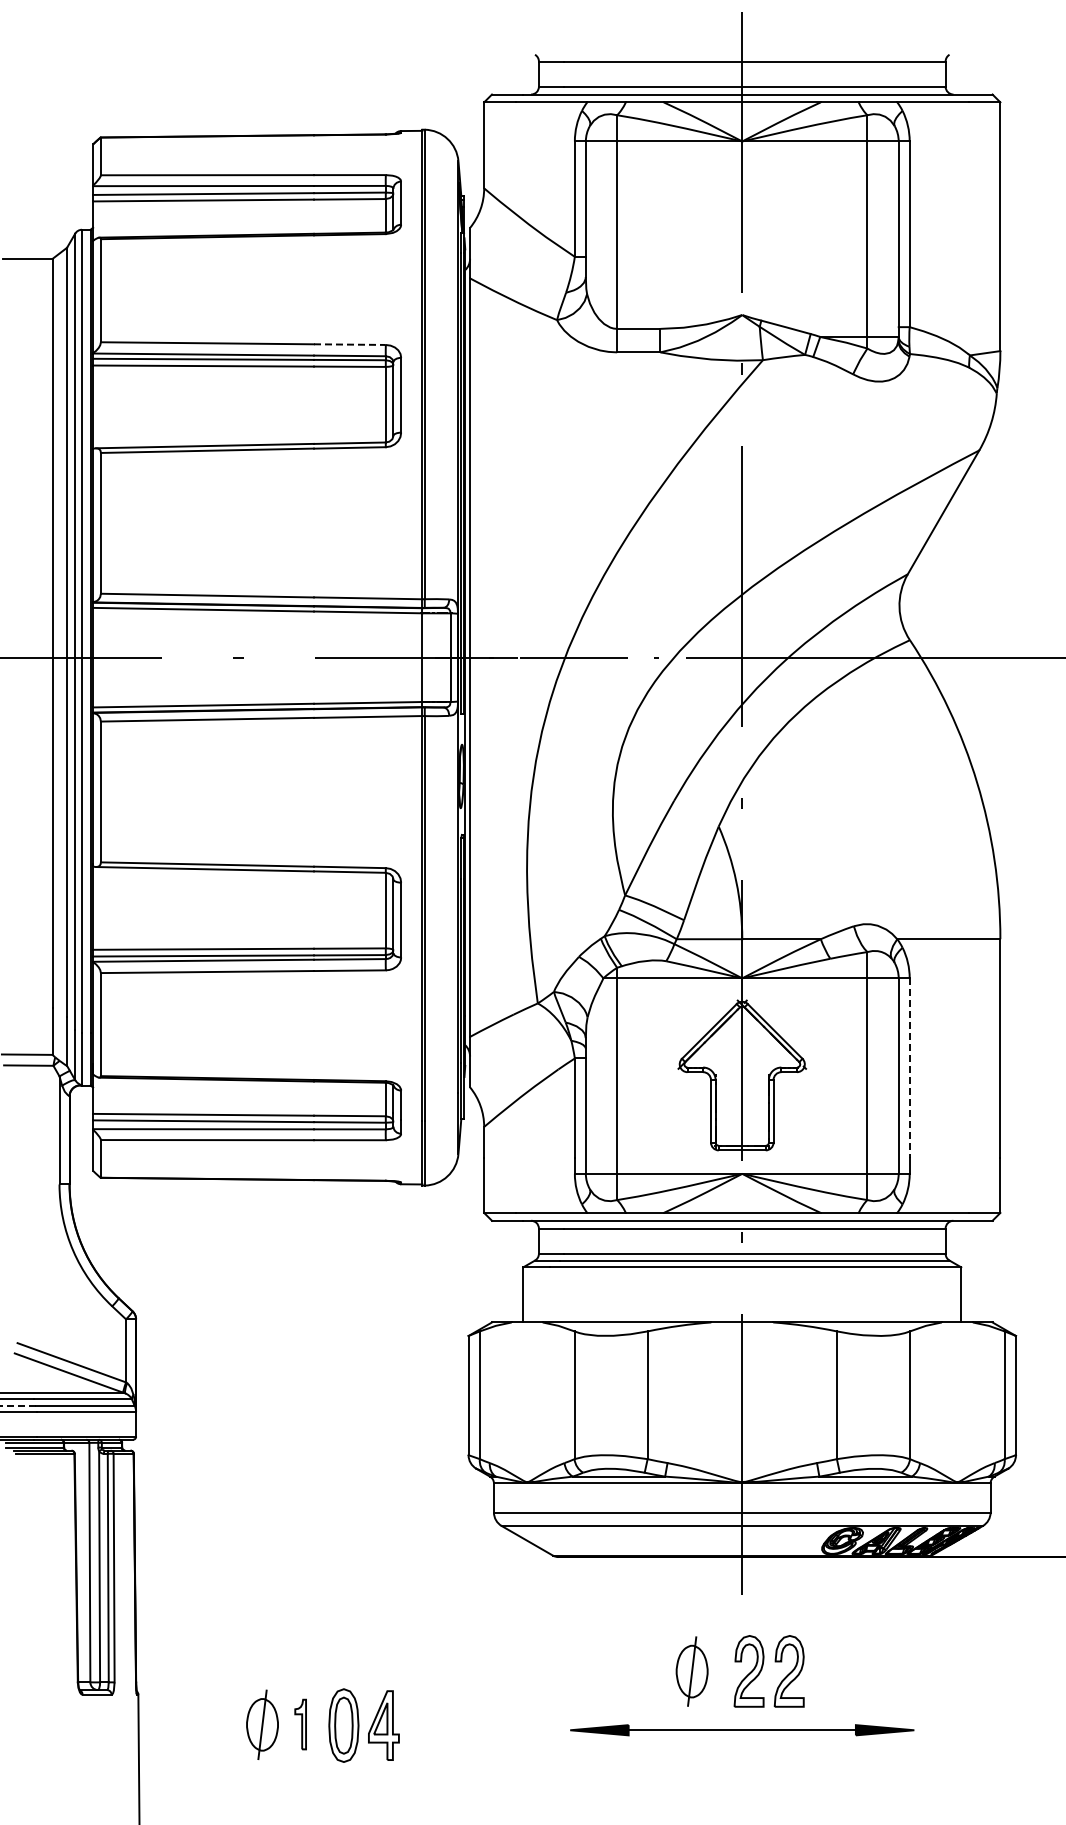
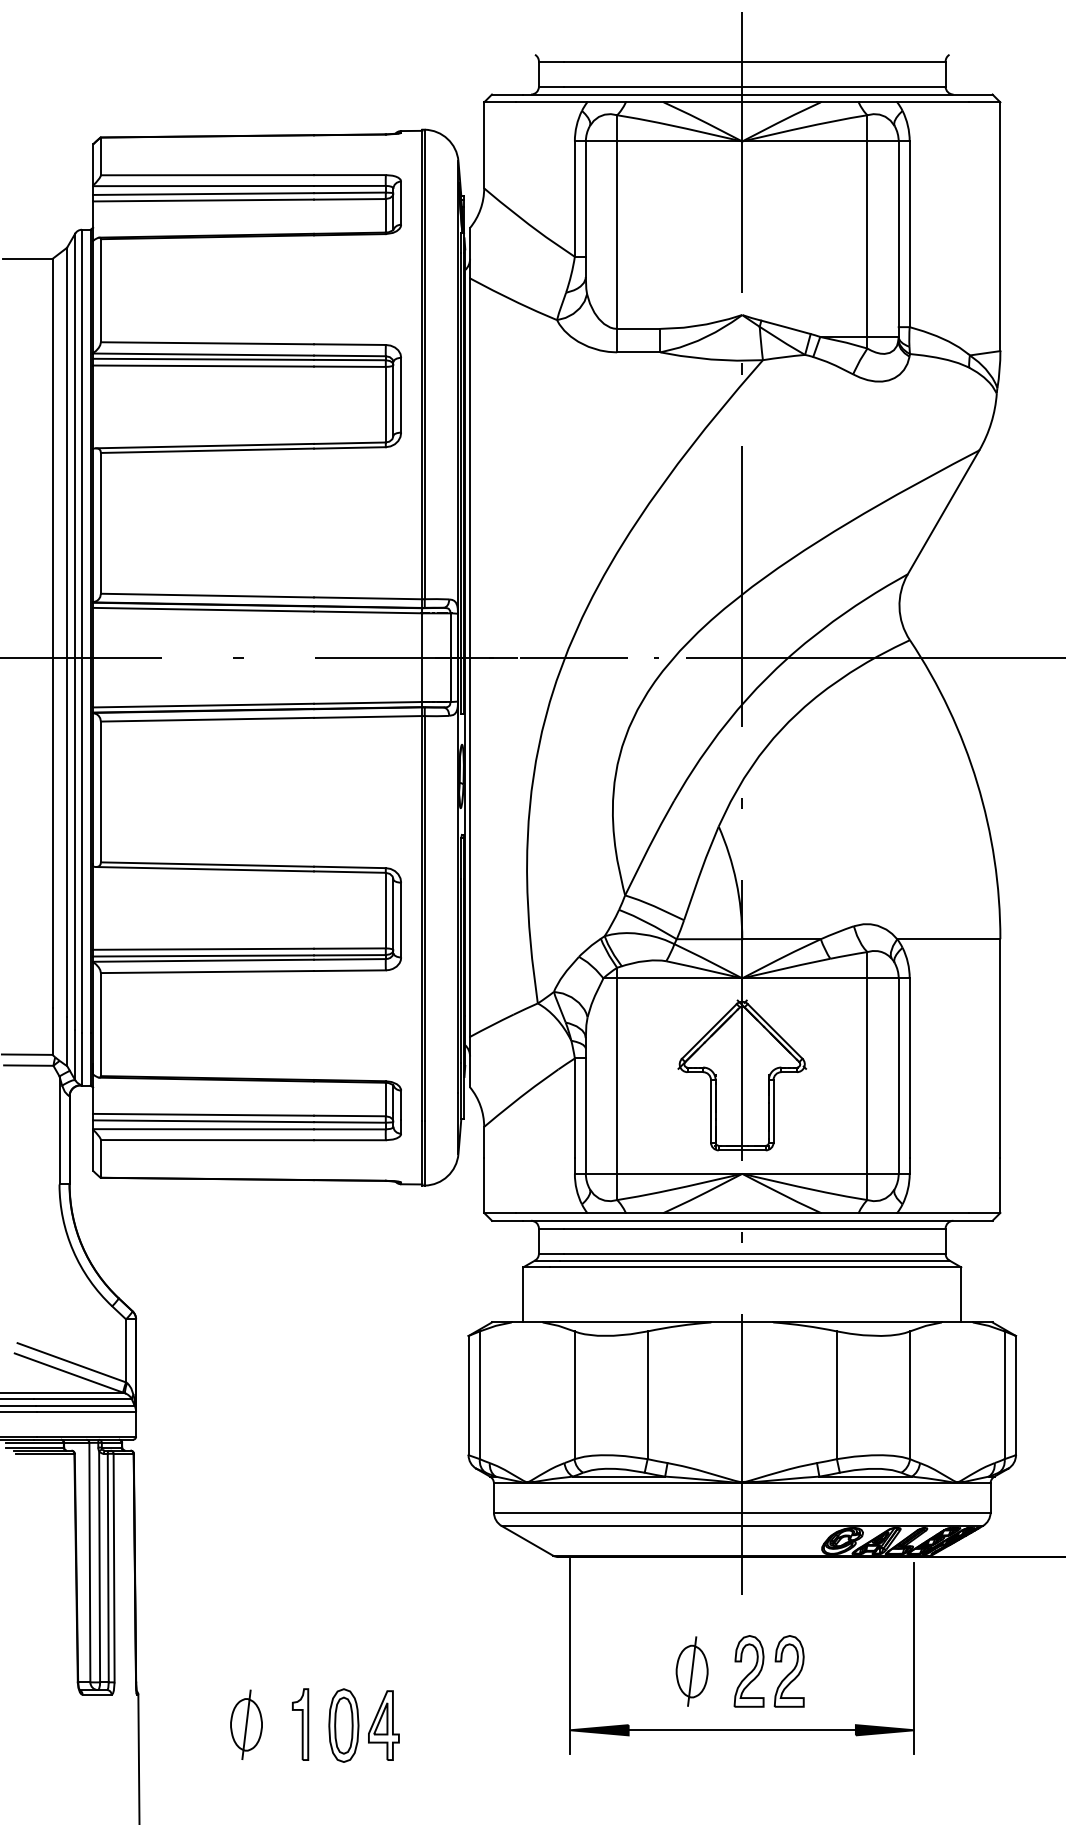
line: dashed -> solid (349, 344)
line: dashed -> solid (909, 1068)
line: dashed -> solid (17, 1405)
line: none -> present (570, 1656)
line: none -> present (914, 1658)
part position: (262, 1724) -> (246, 1724) (246, 1724)
part size: 13x53 px -> 18x73 px (300, 1724)
